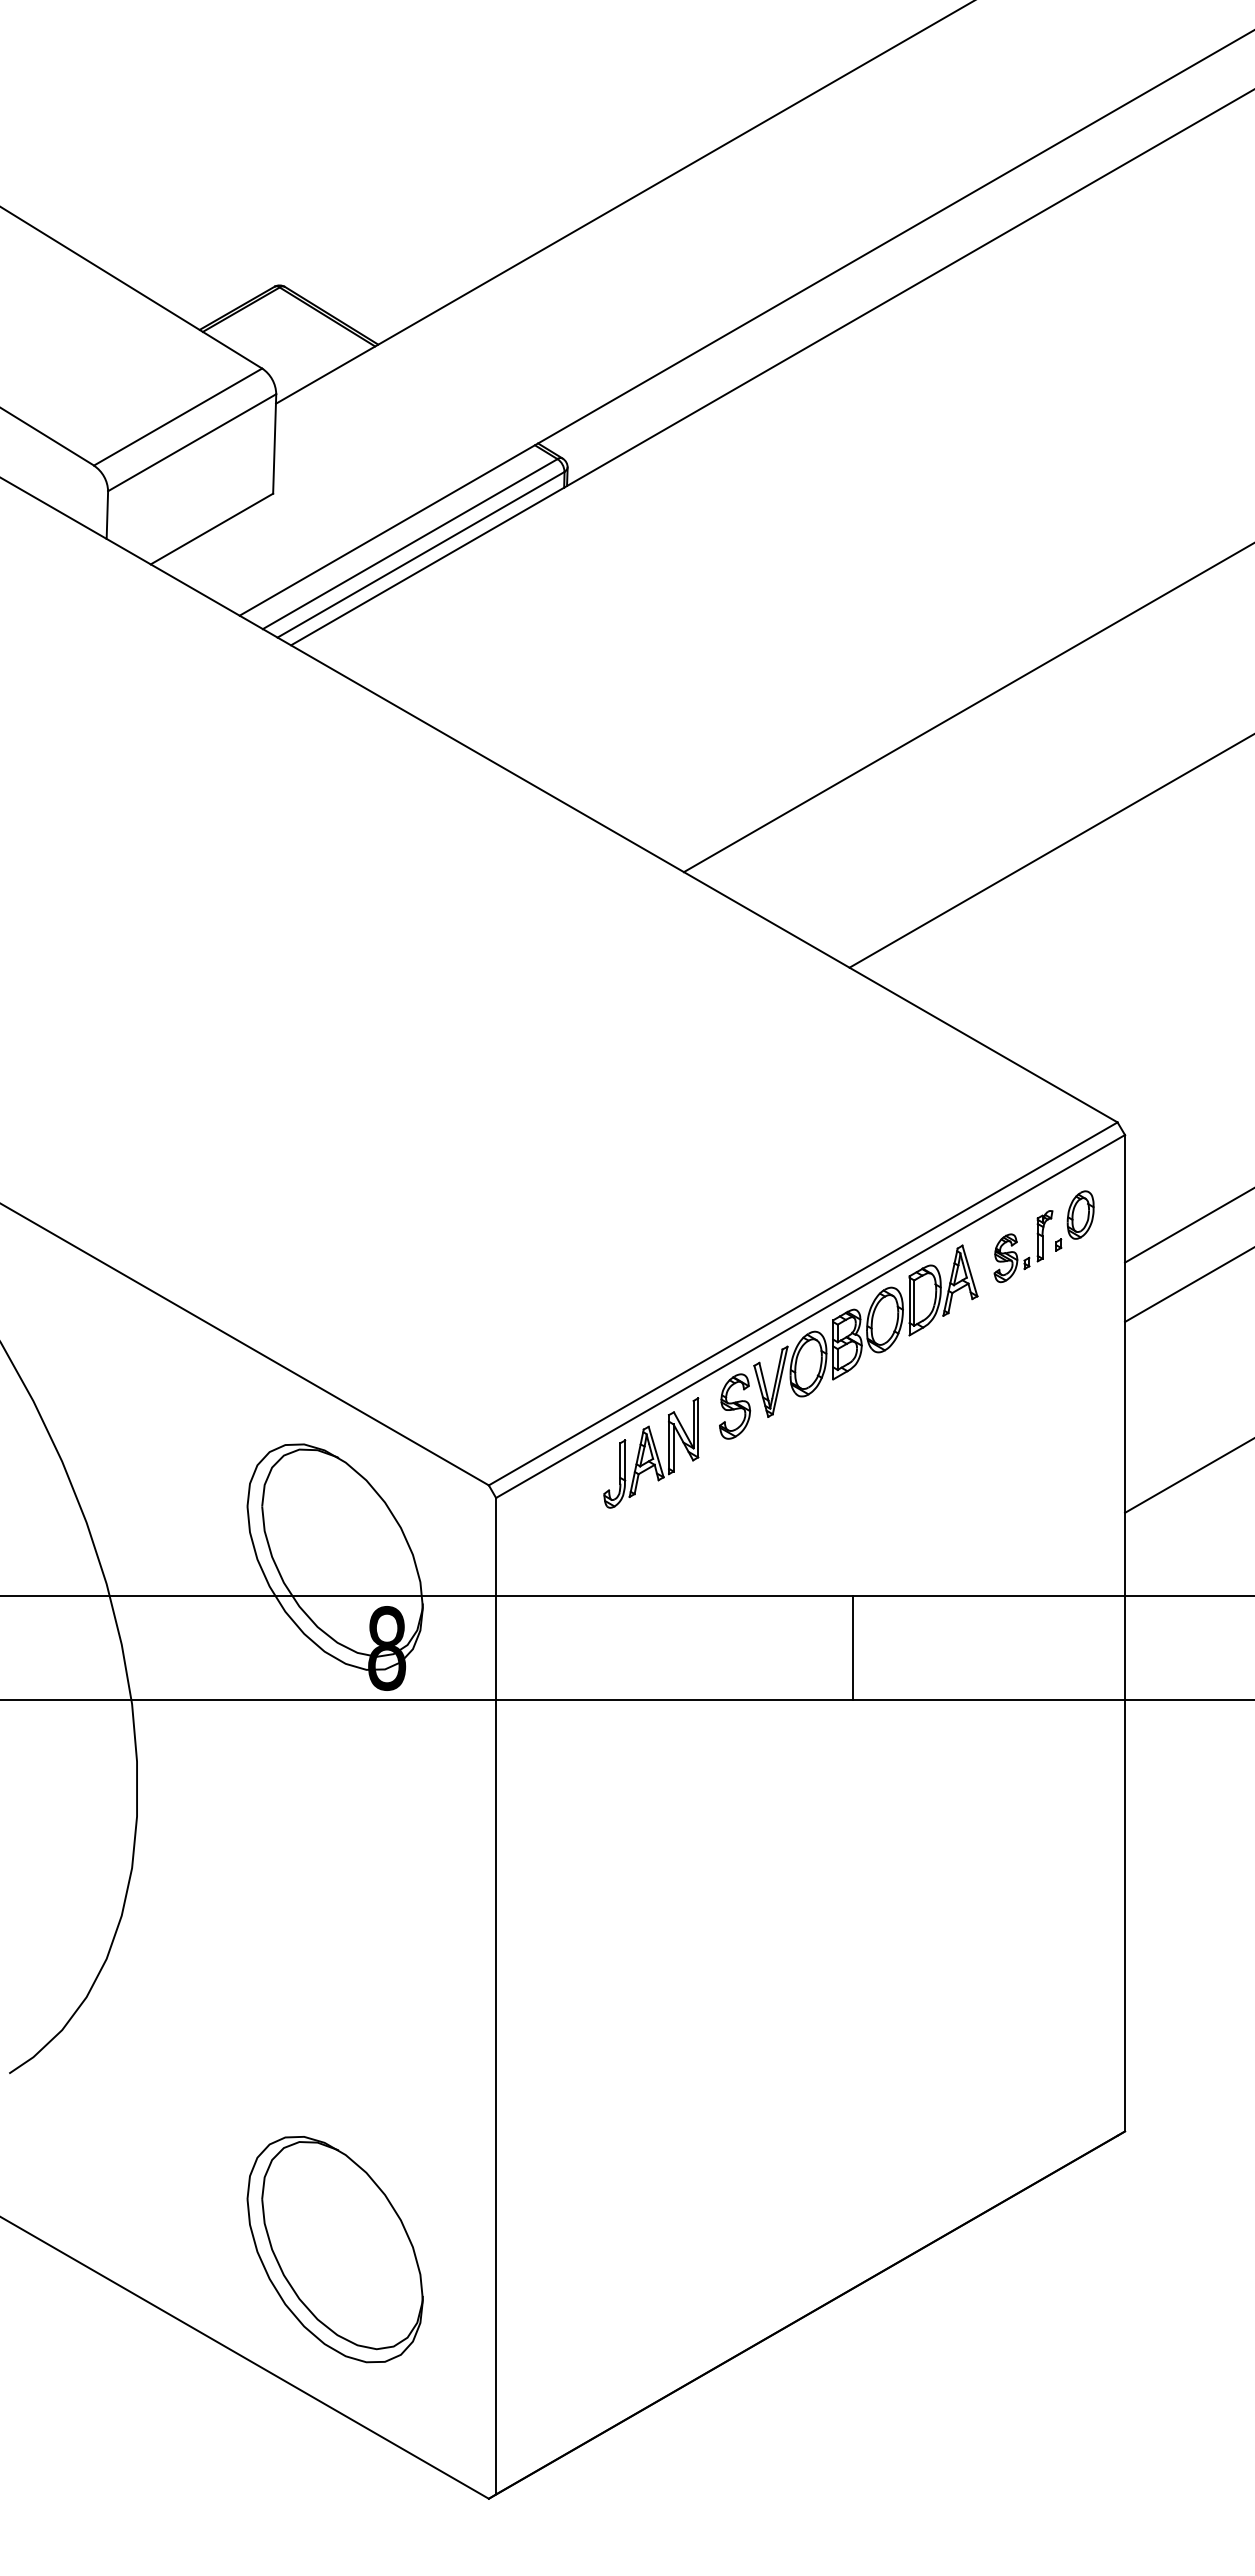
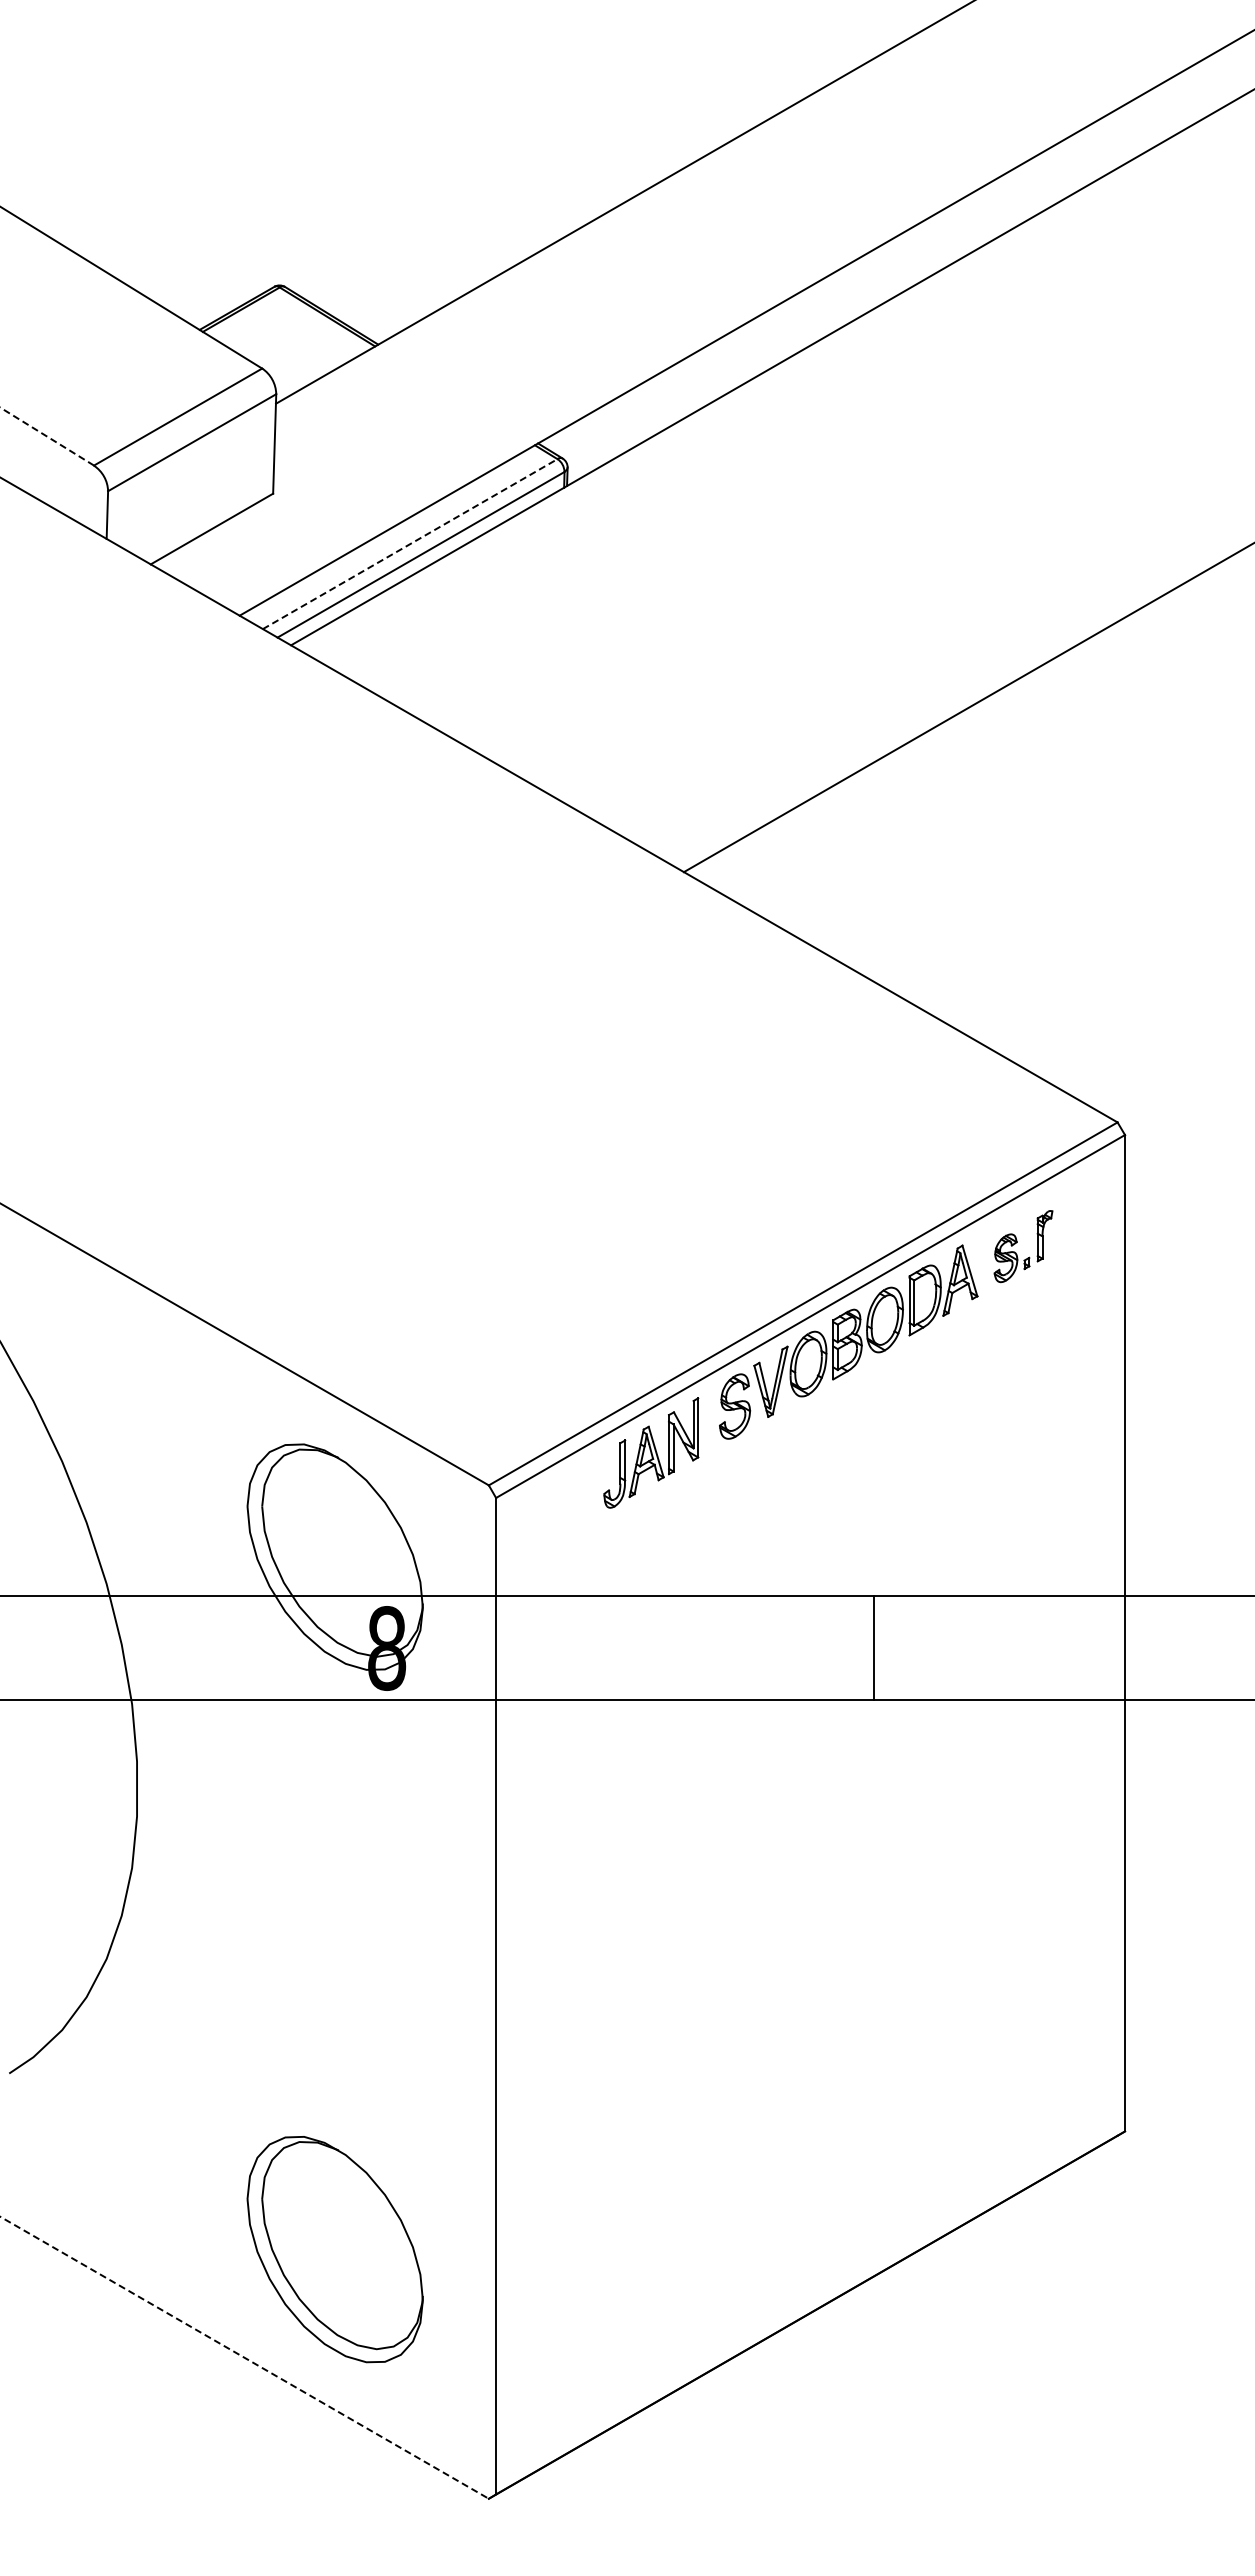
line: solid -> dashed (47, 436)
line: solid -> dashed (410, 543)
line: present -> none (1050, 851)
part: present -> none (1074, 1220)
line: present -> none (1188, 1225)
line: present -> none (1188, 1284)
line: present -> none (1188, 1475)
line position: (853, 1647) -> (874, 1647) (874, 1647)
line: solid -> dashed (244, 2357)
